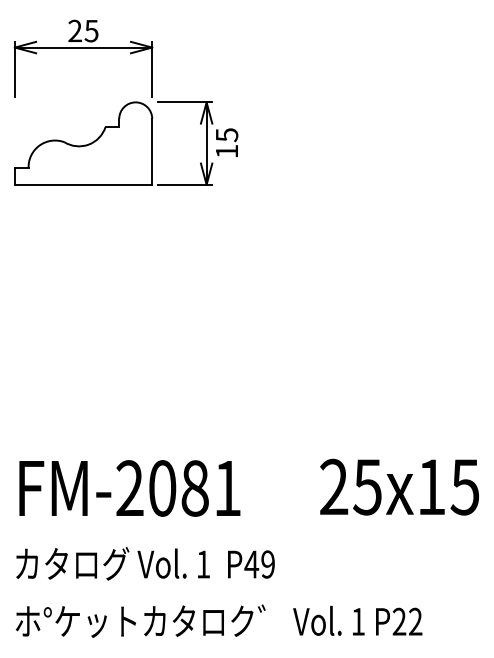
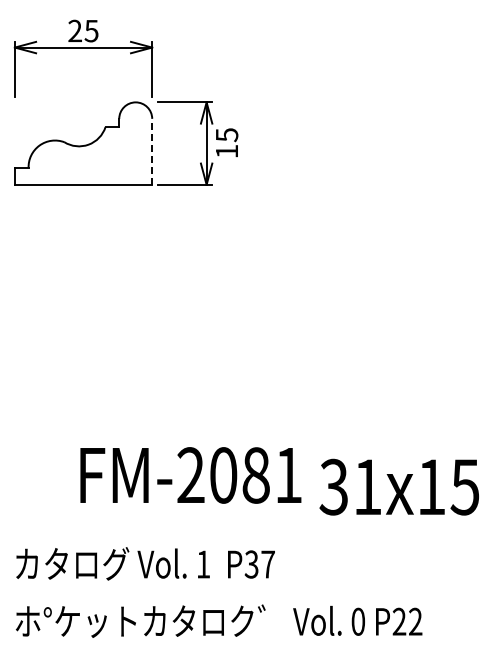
line: solid -> dashed (152, 151)
text: 25x15 -> 31x15 (350, 487)
text position: (129, 488) -> (190, 475) (190, 475)
text: P49 -> P37 (259, 564)
text: 1 -> 0 (357, 621)
